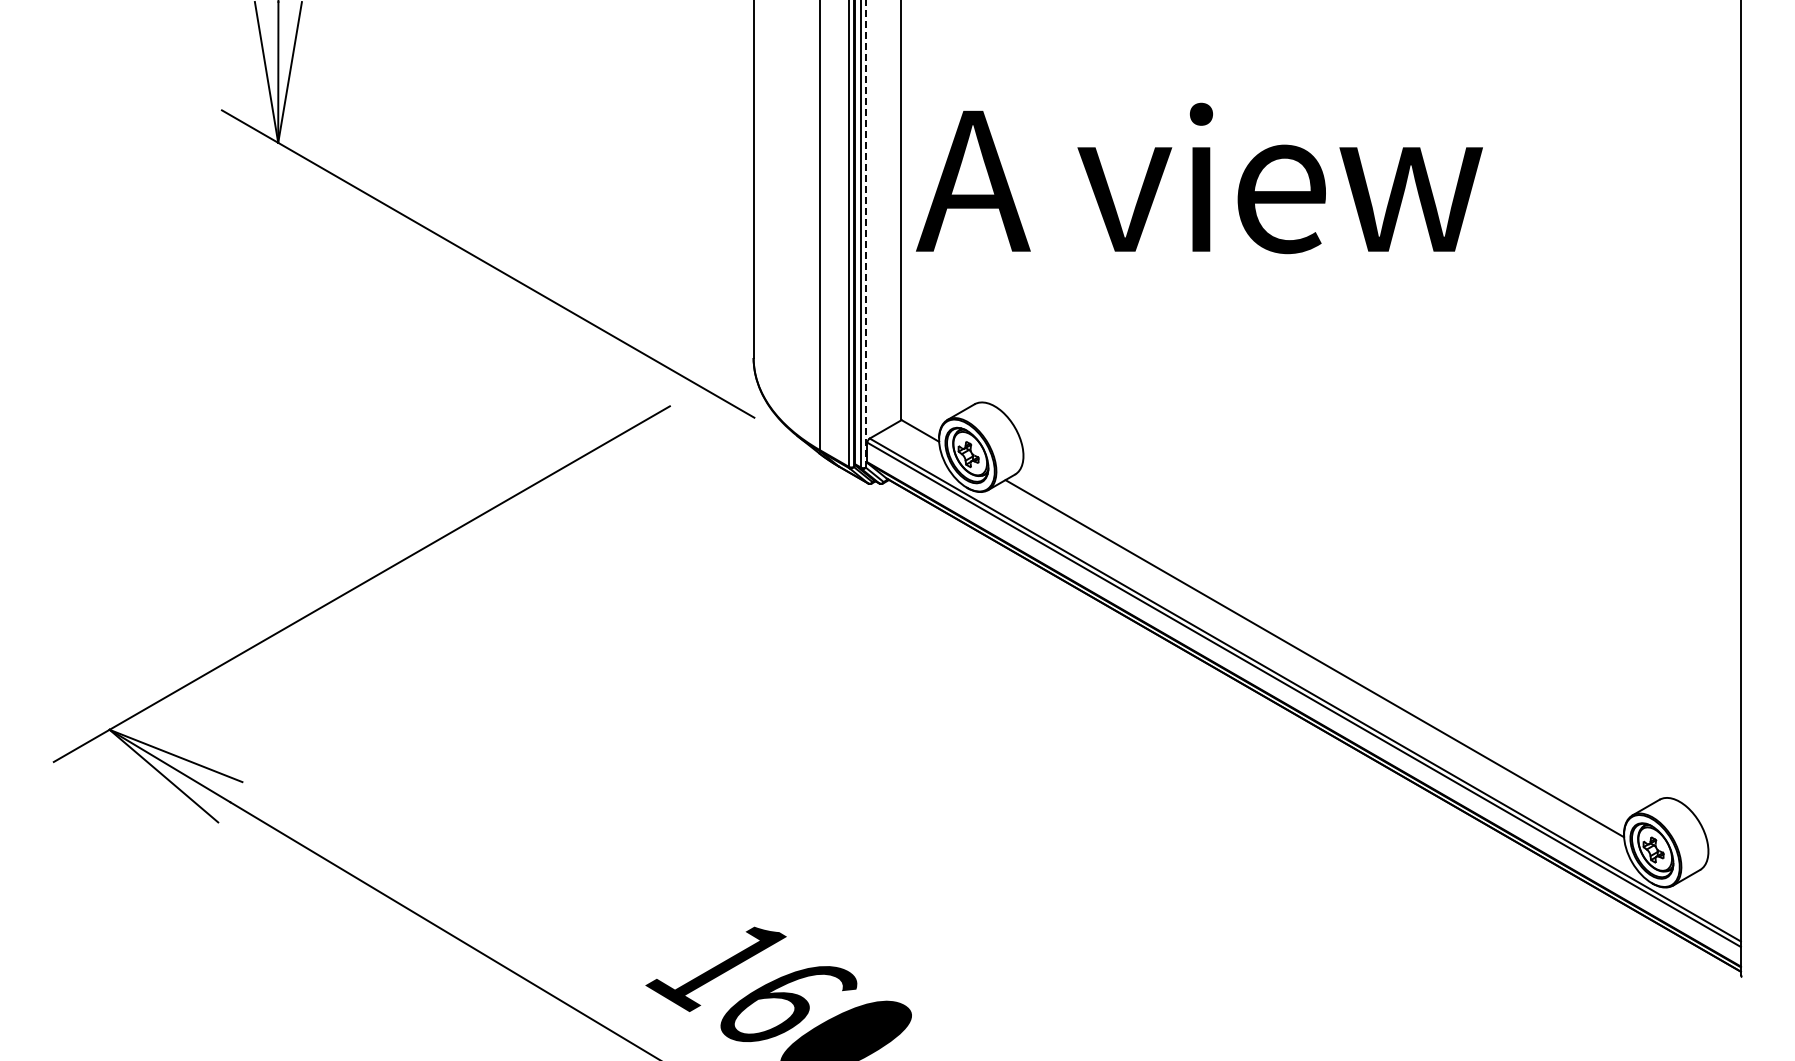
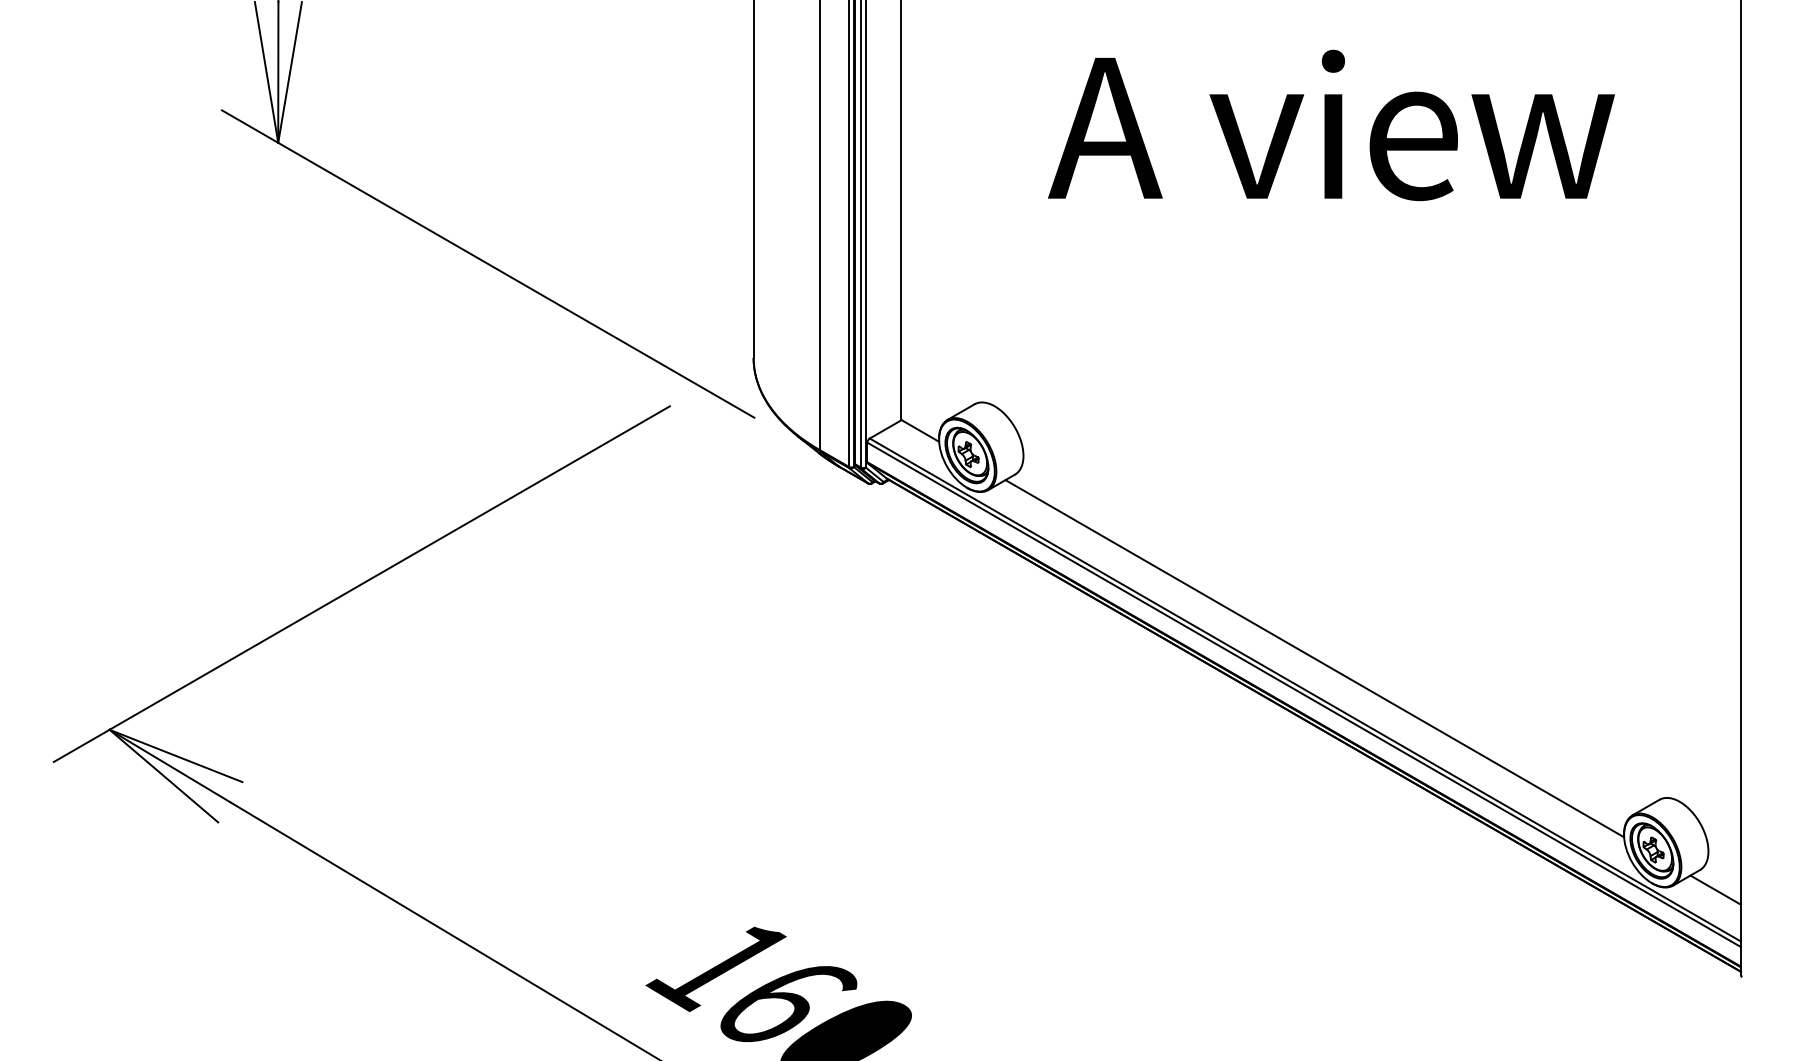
text position: (1199, 178) -> (1331, 125) (1331, 125)
line: dashed -> solid (865, 233)
line: none -> present (1715, 889)
